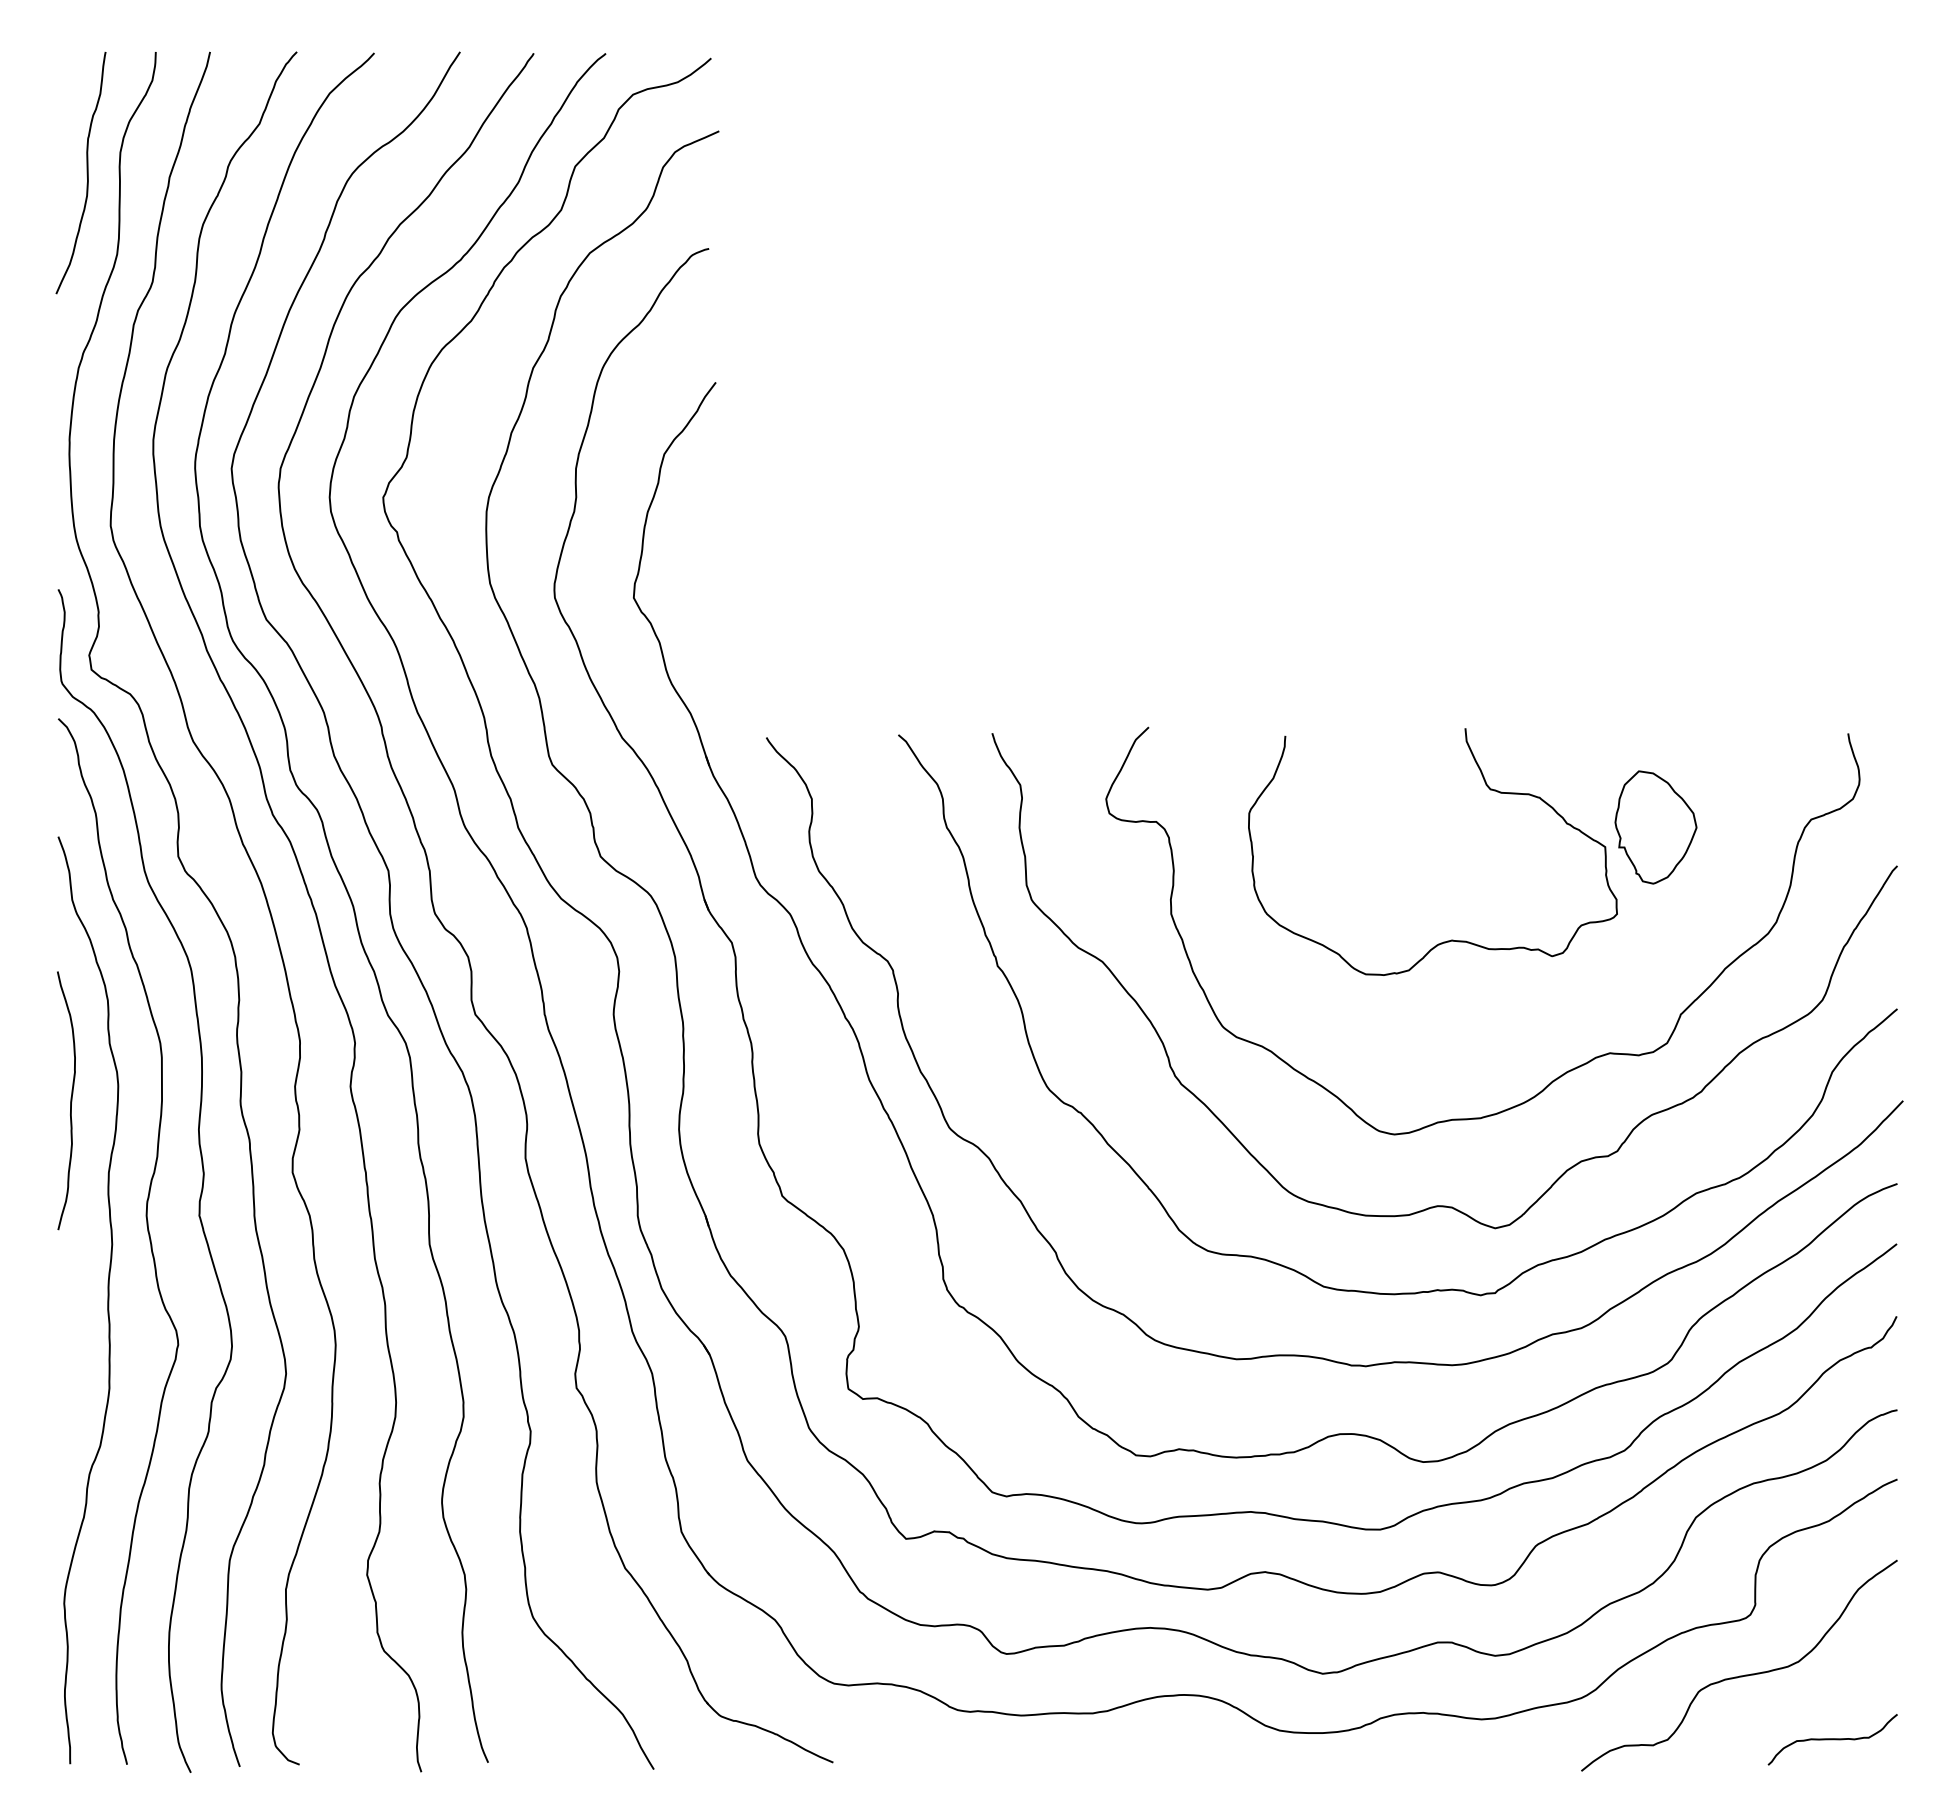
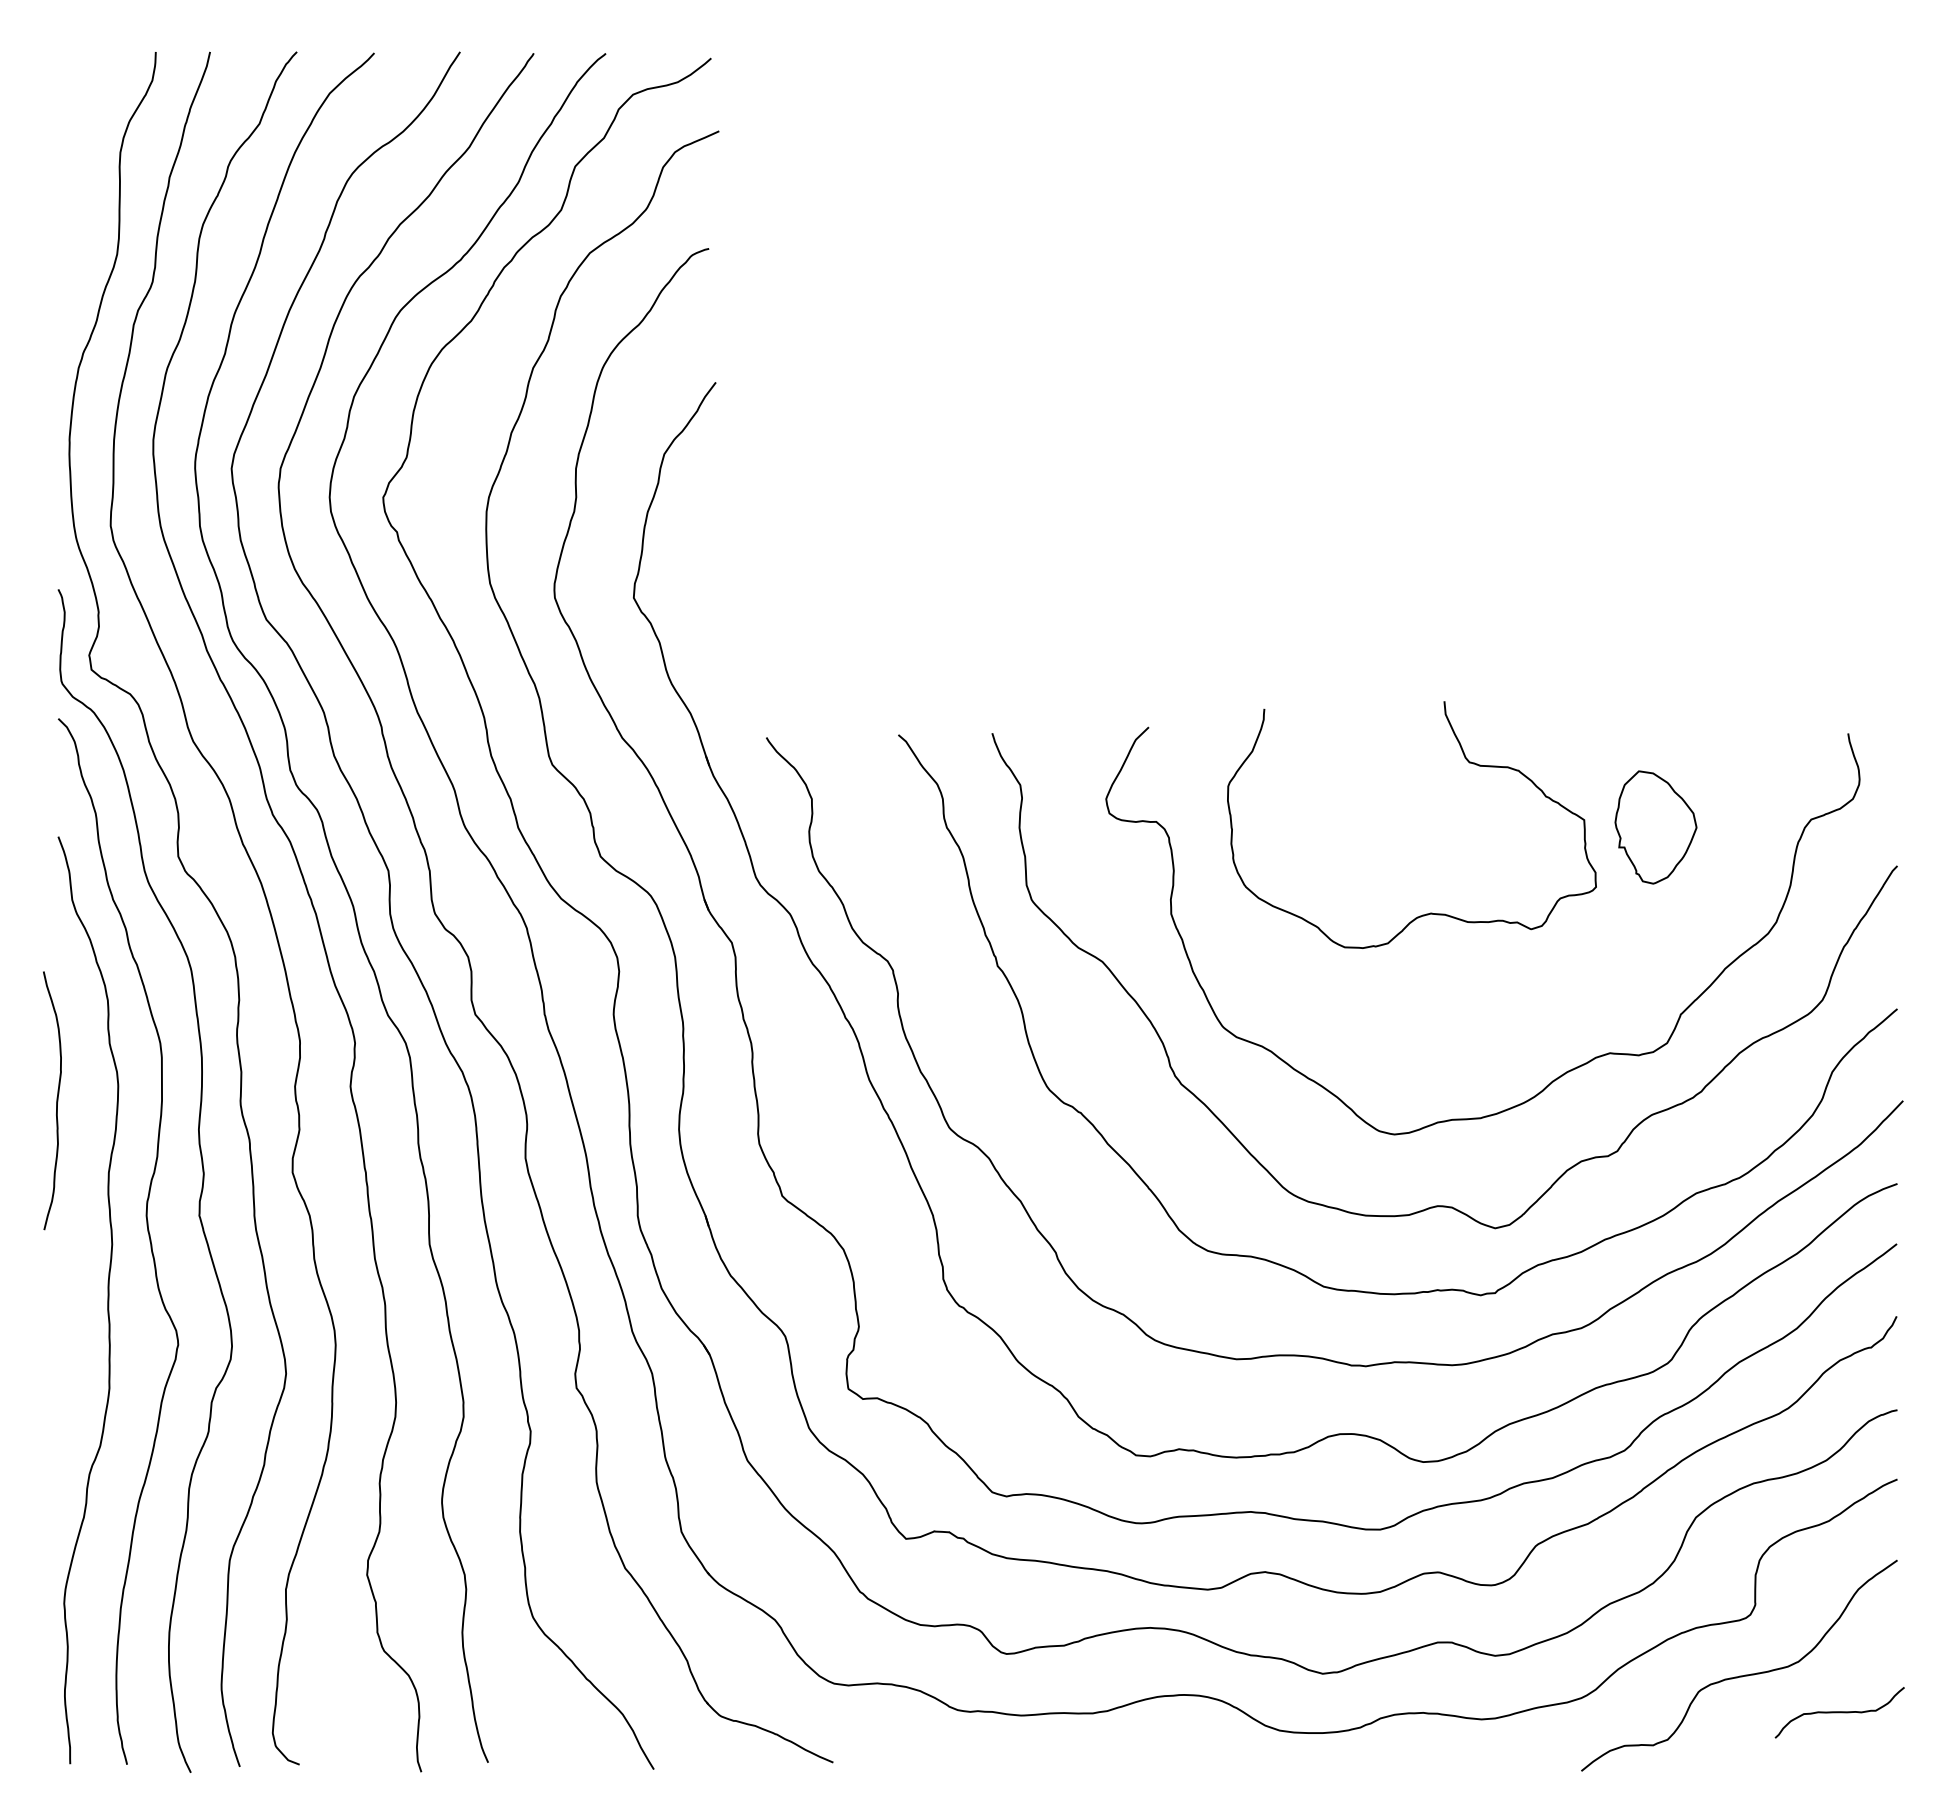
curve: present -> none (86, 173)
curve position: (1490, 790) -> (1469, 763) (1469, 763)
curve position: (70, 1100) -> (56, 1100) (56, 1100)
curve position: (1832, 1739) -> (1839, 1712) (1839, 1712)
